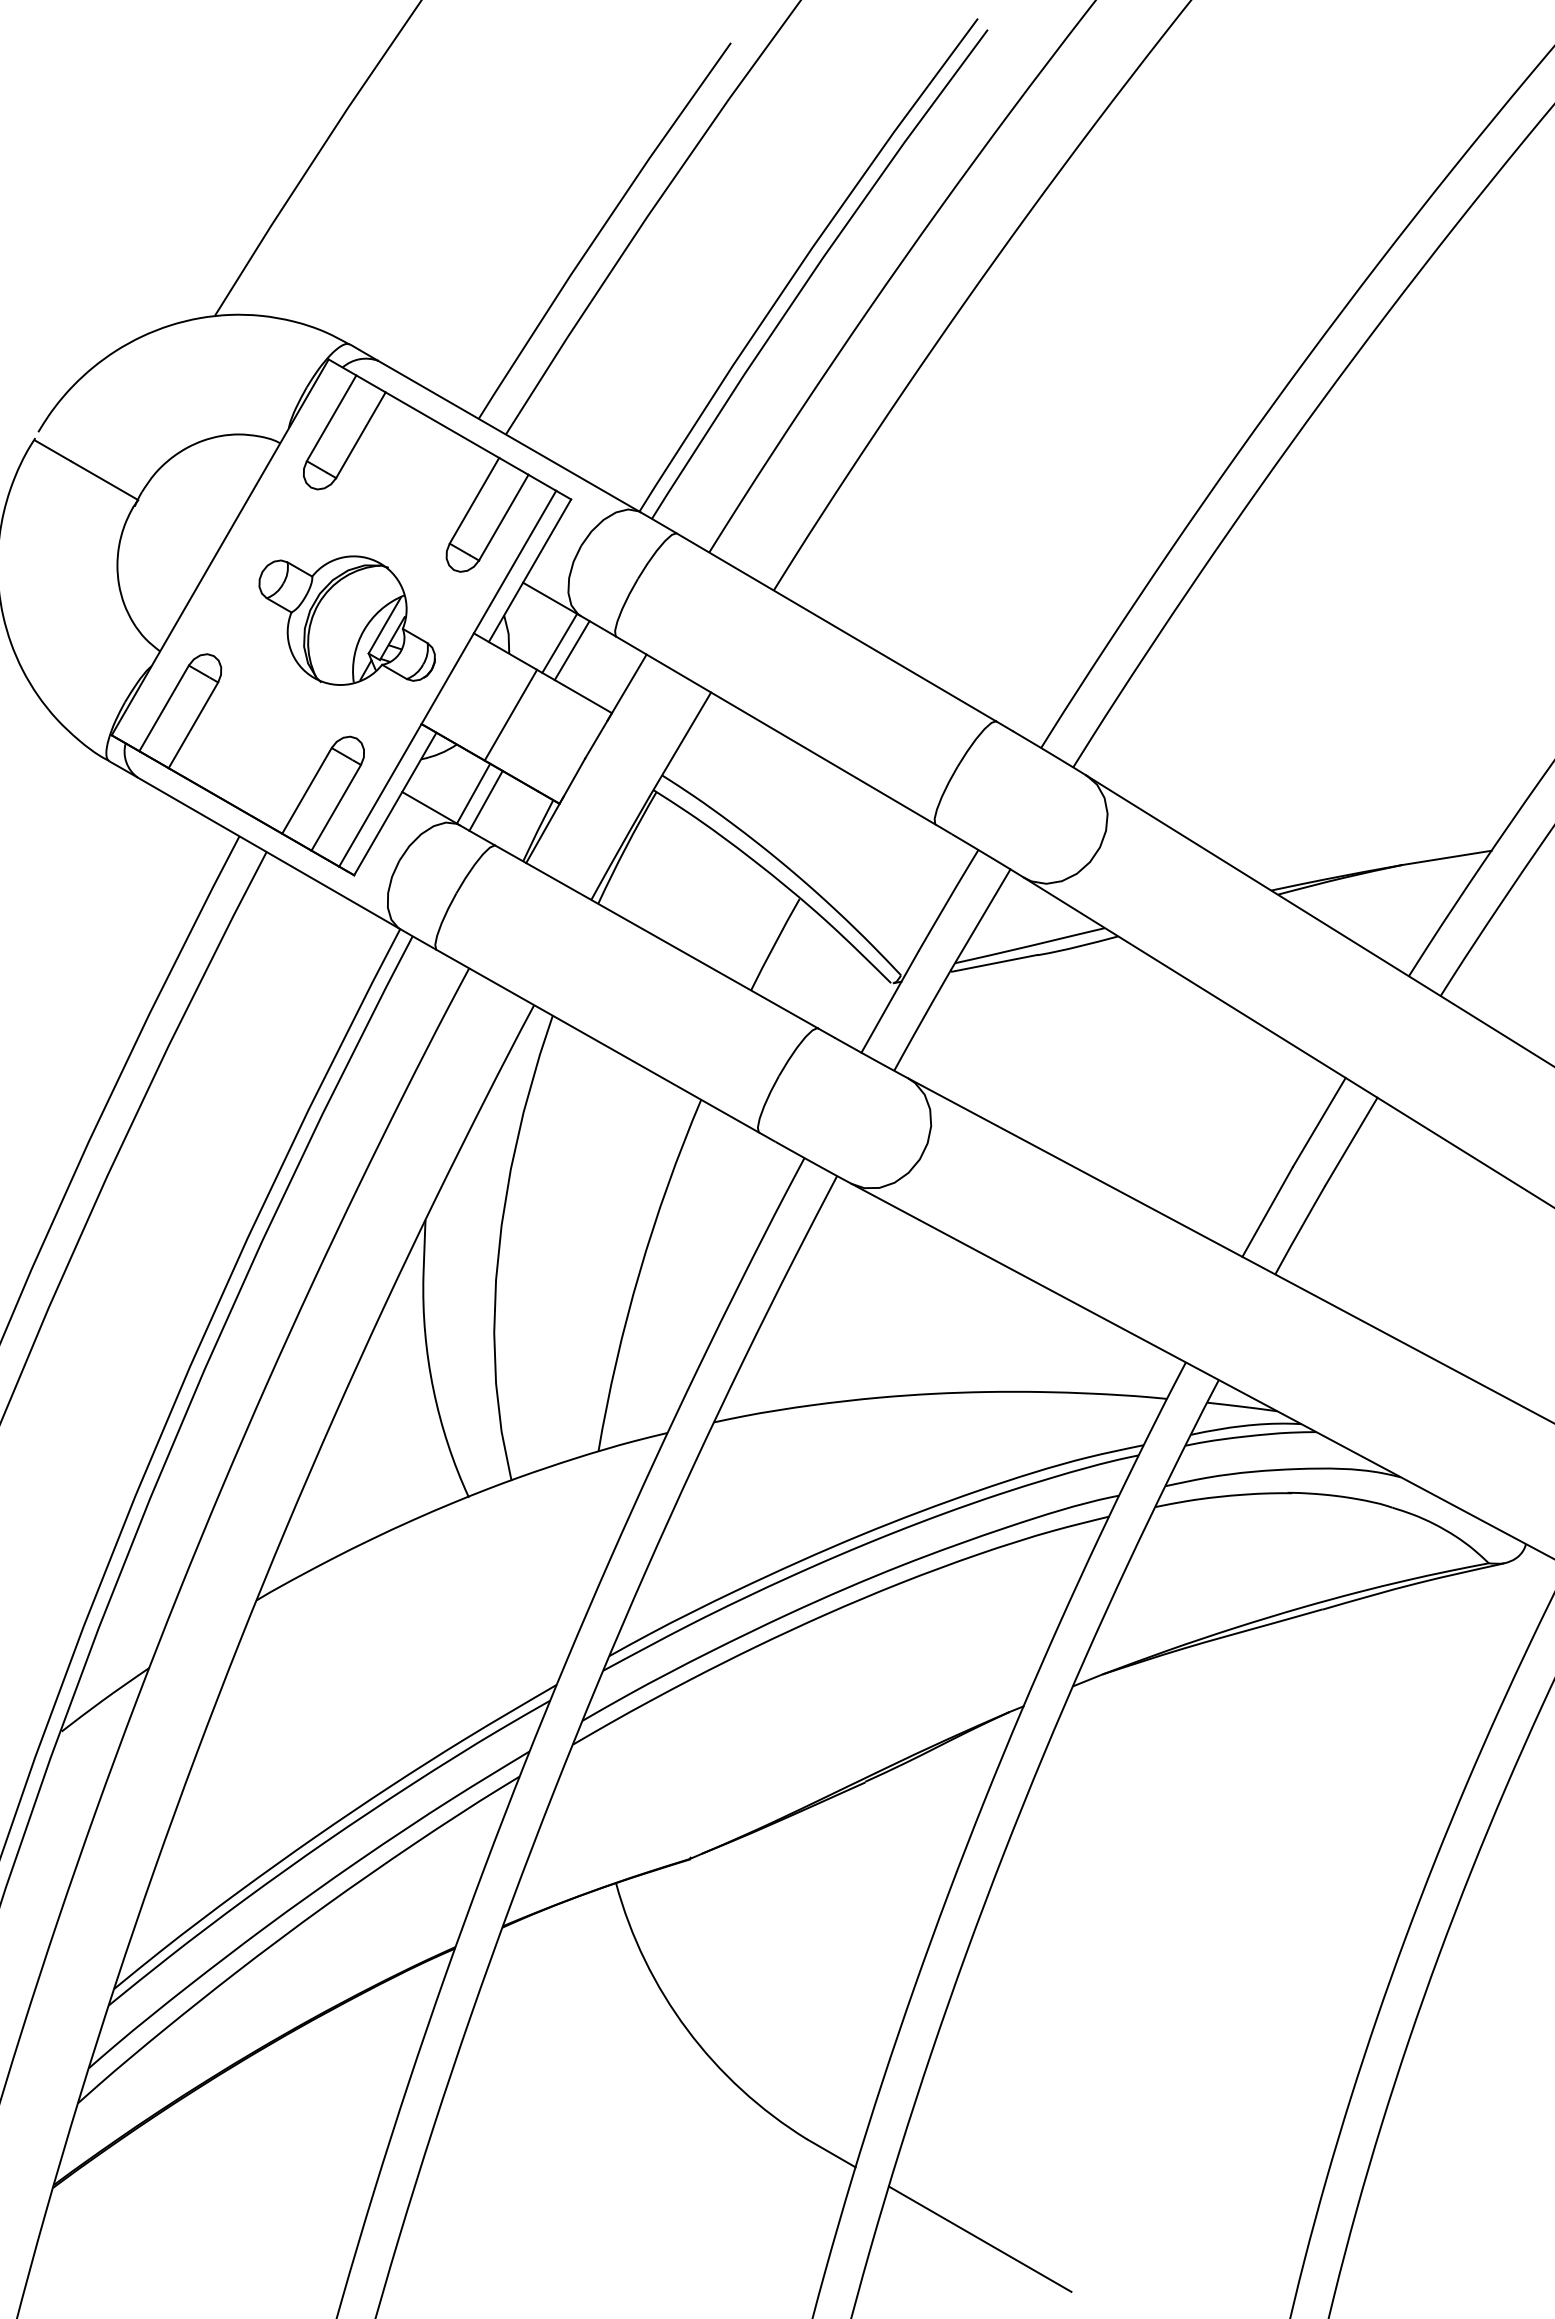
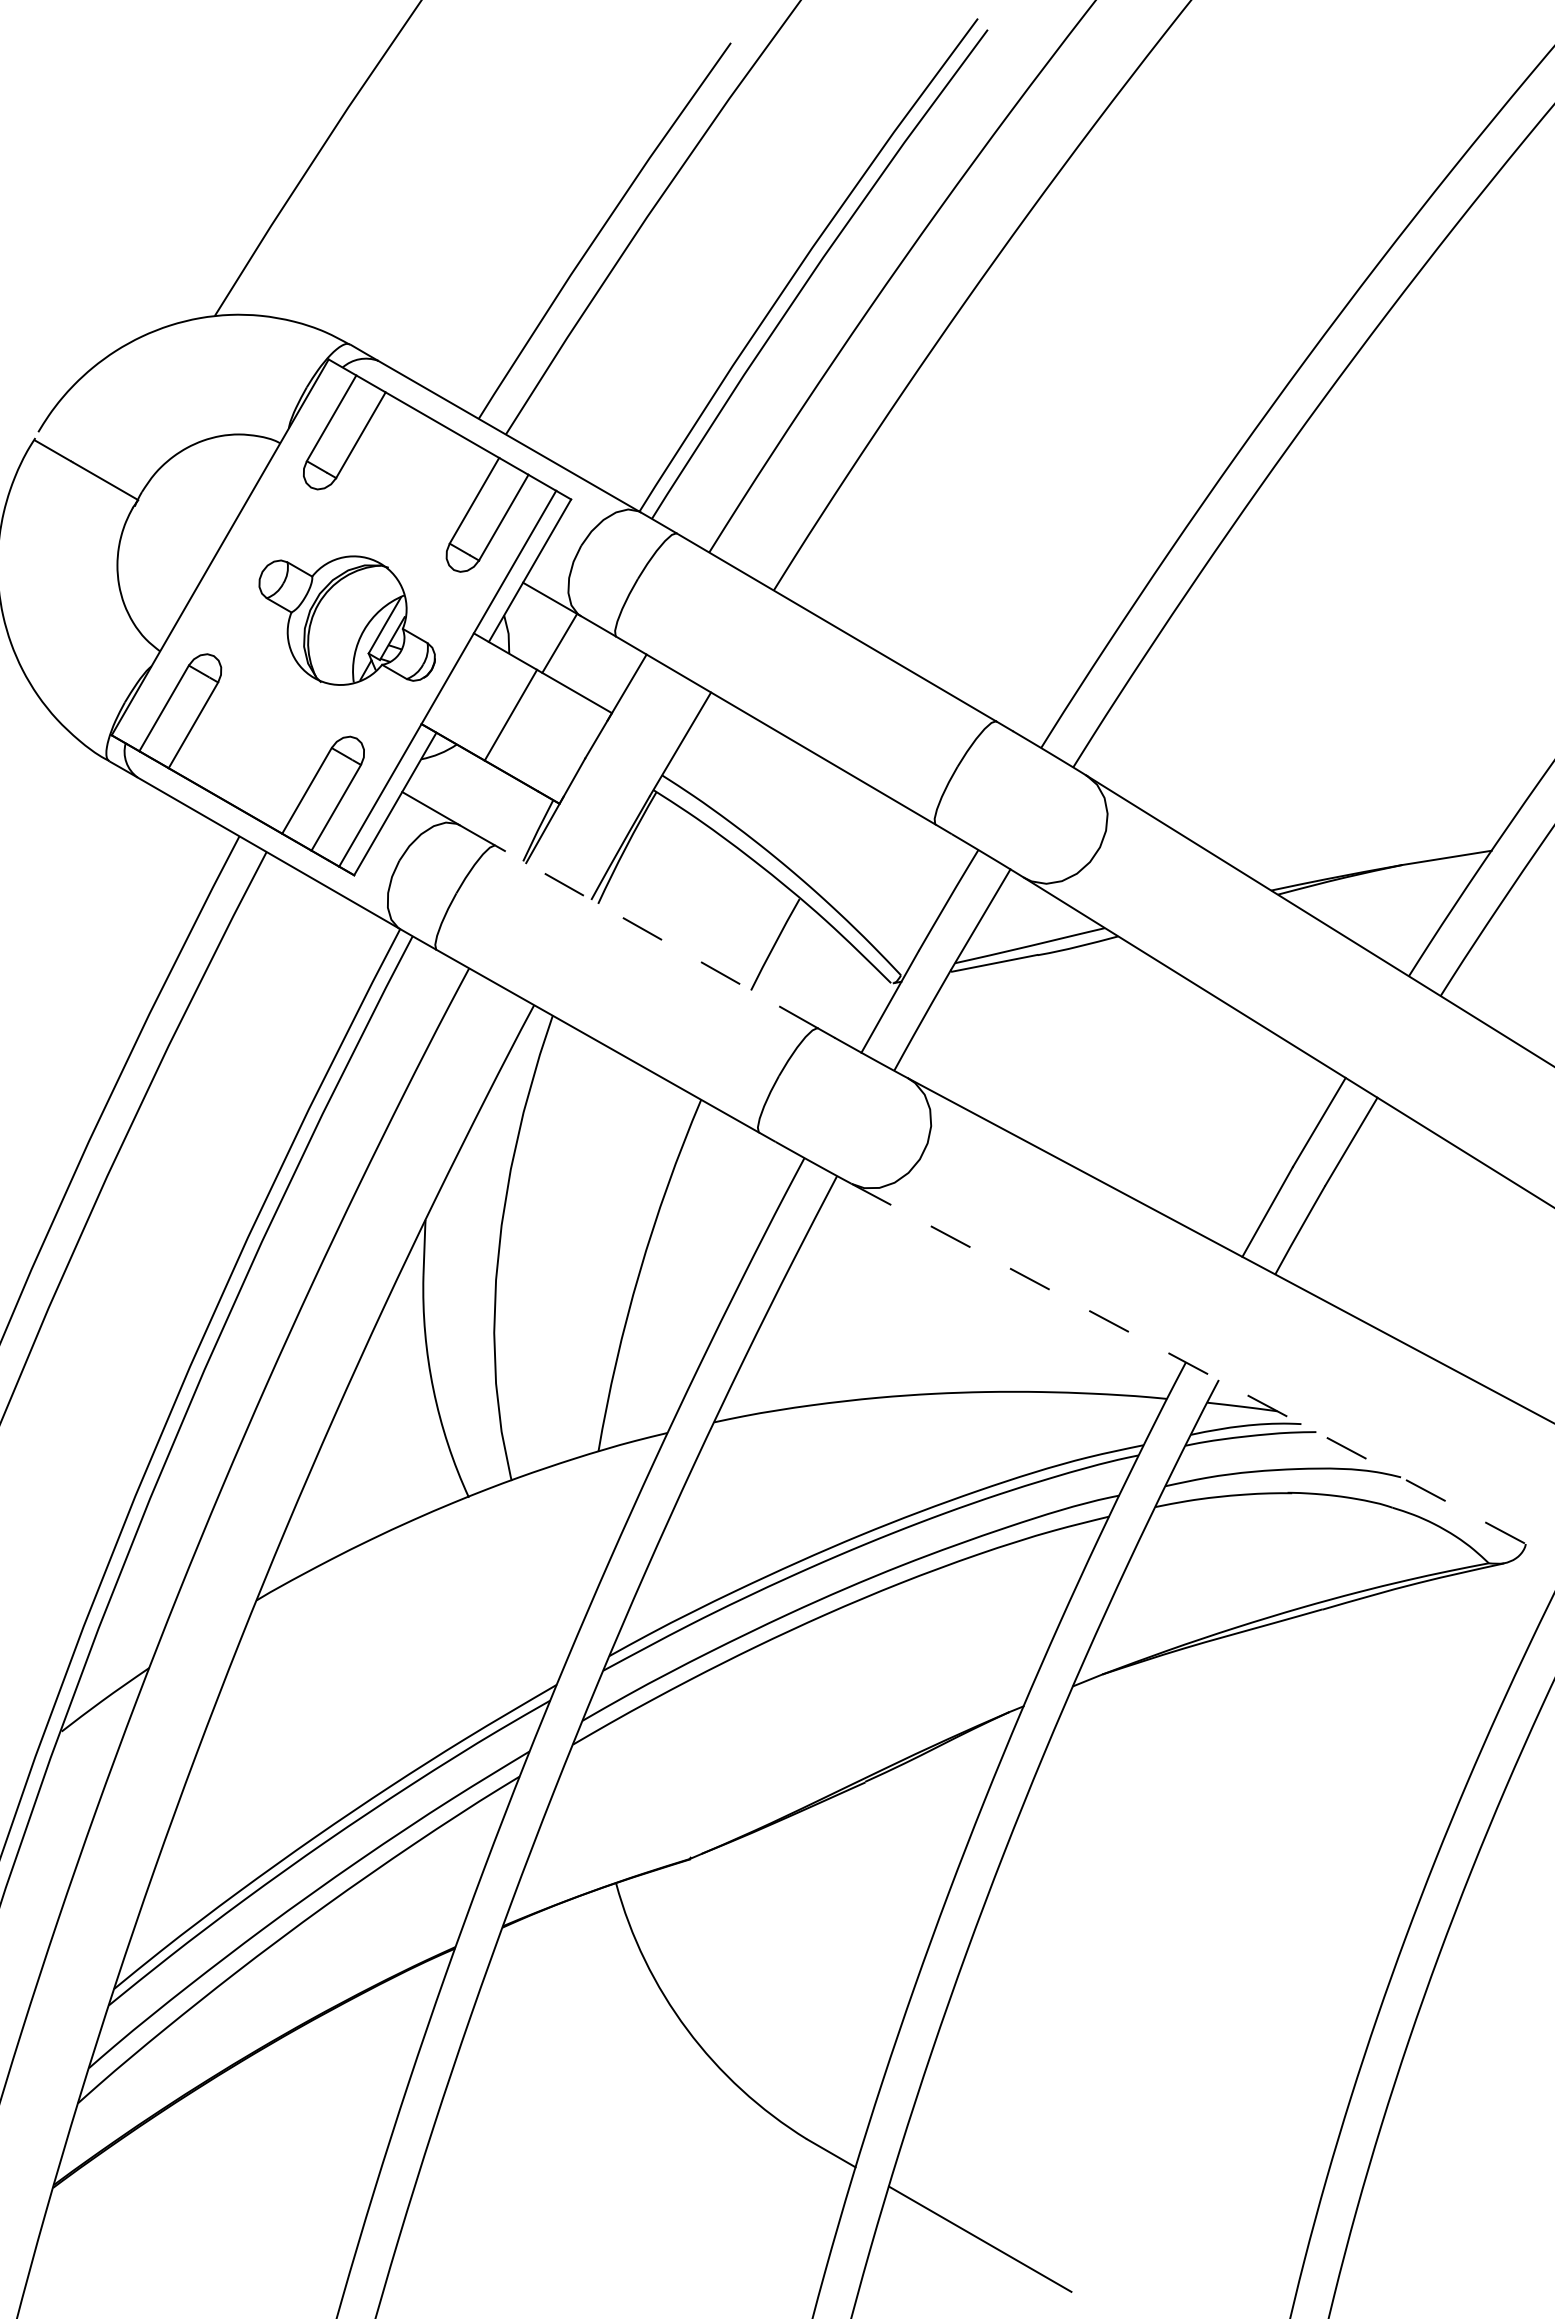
line: present -> none (571, 650)
line: present -> none (473, 793)
line: present -> none (485, 800)
line: solid -> dashed (656, 936)
line: solid -> dashed (1203, 1371)
